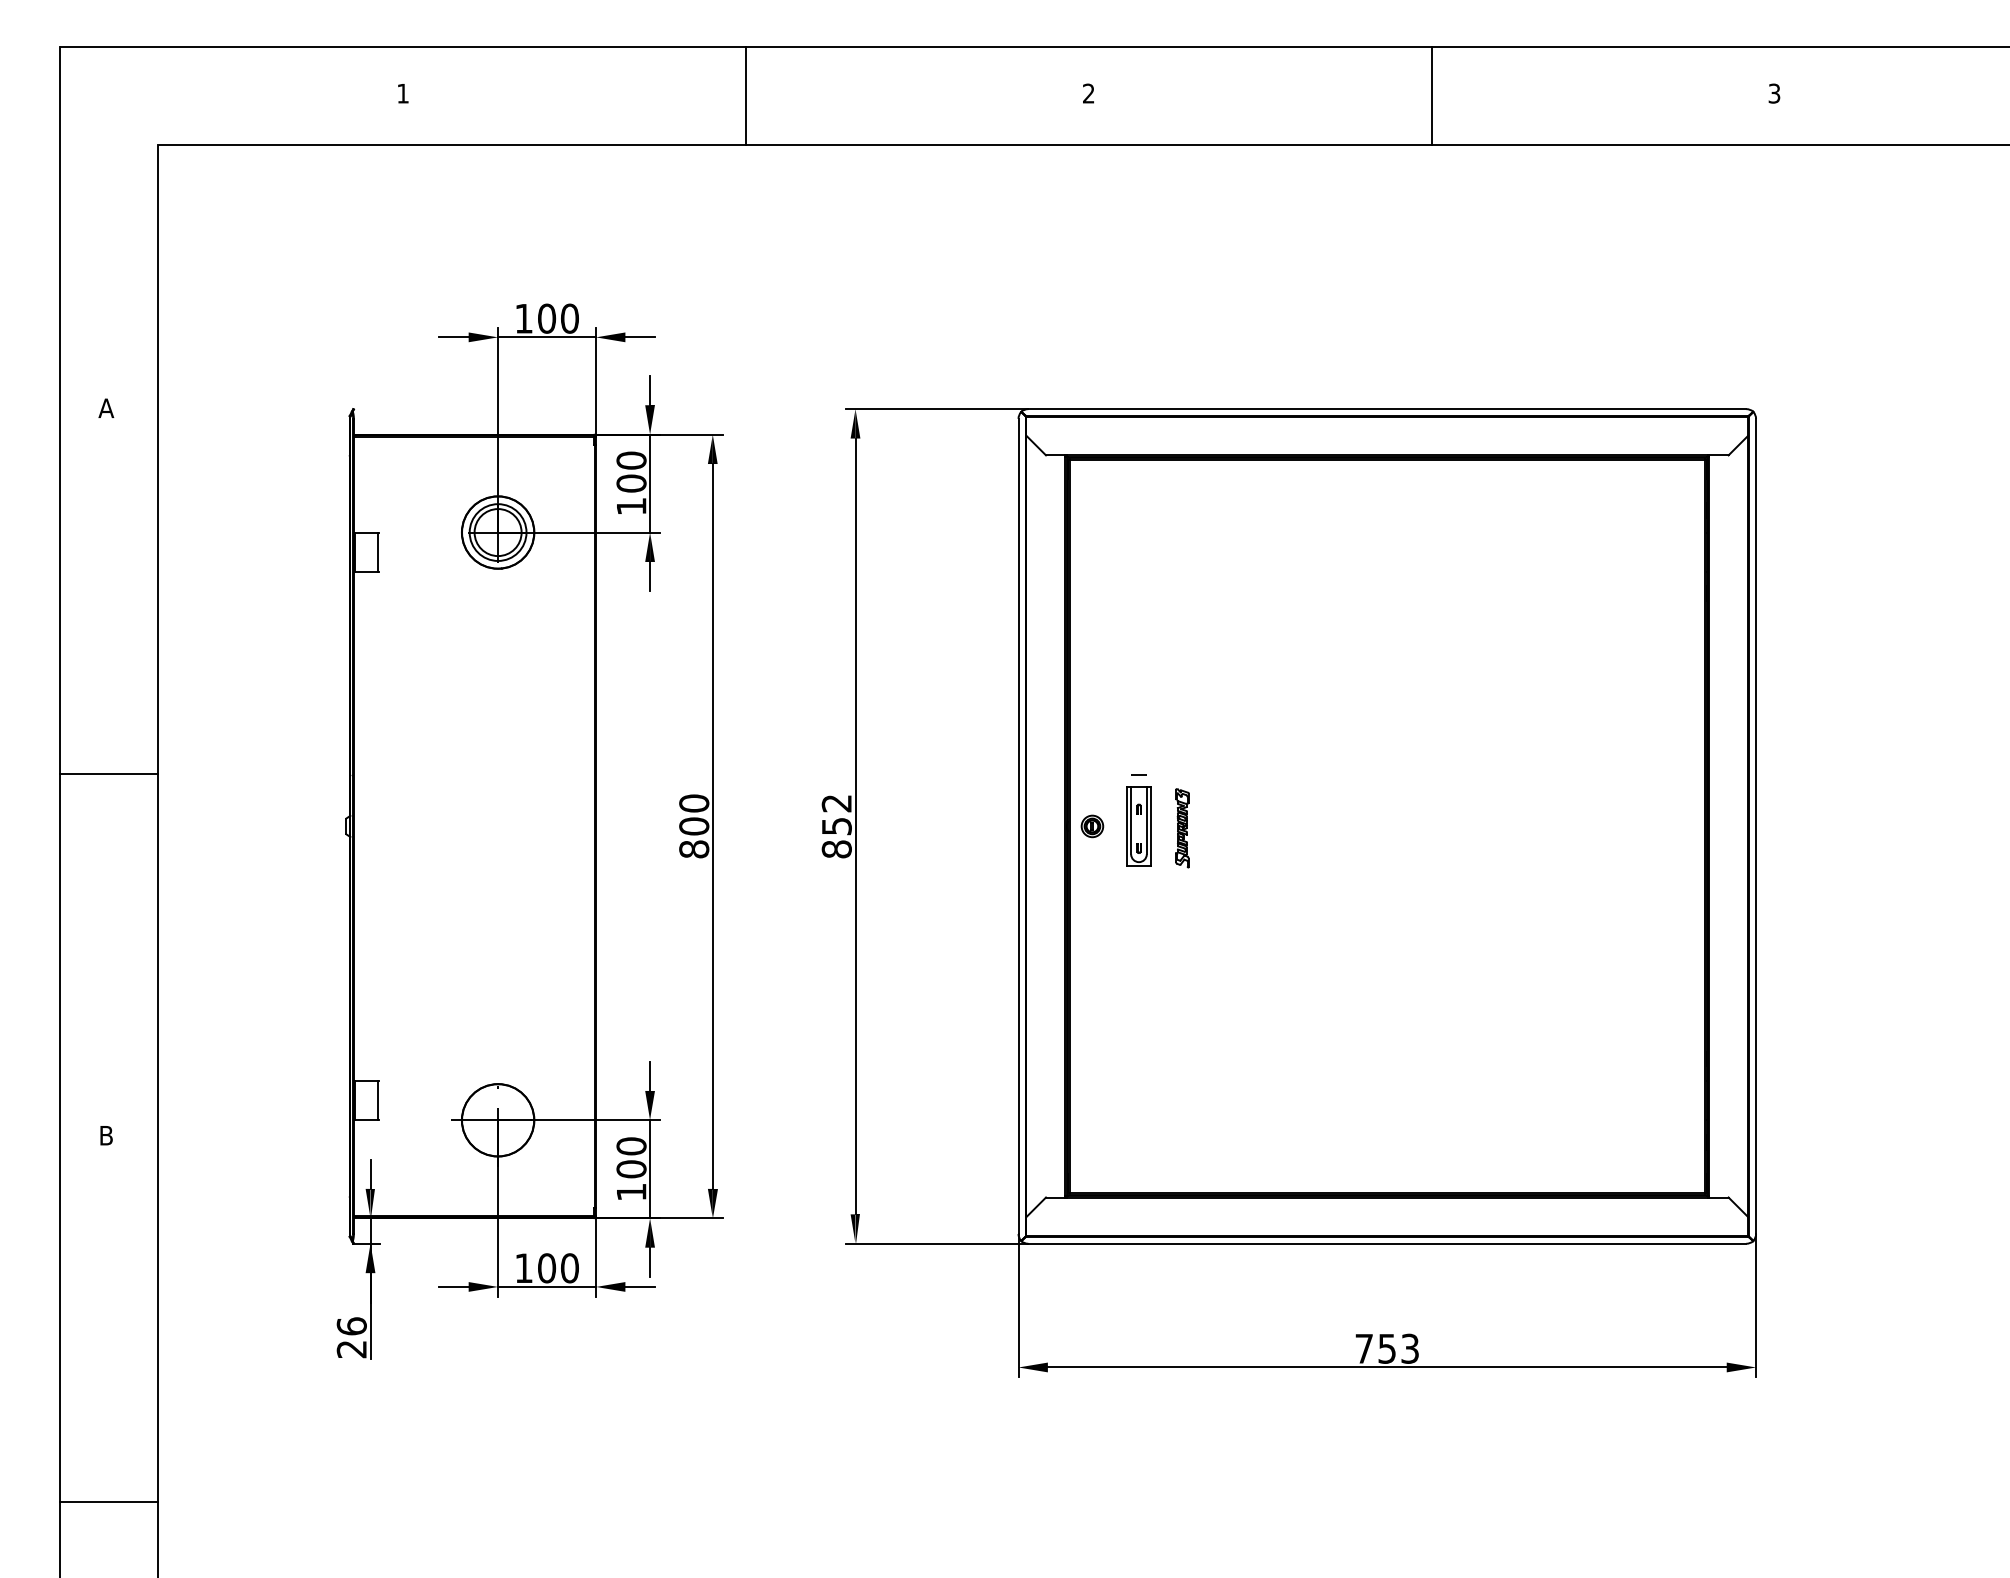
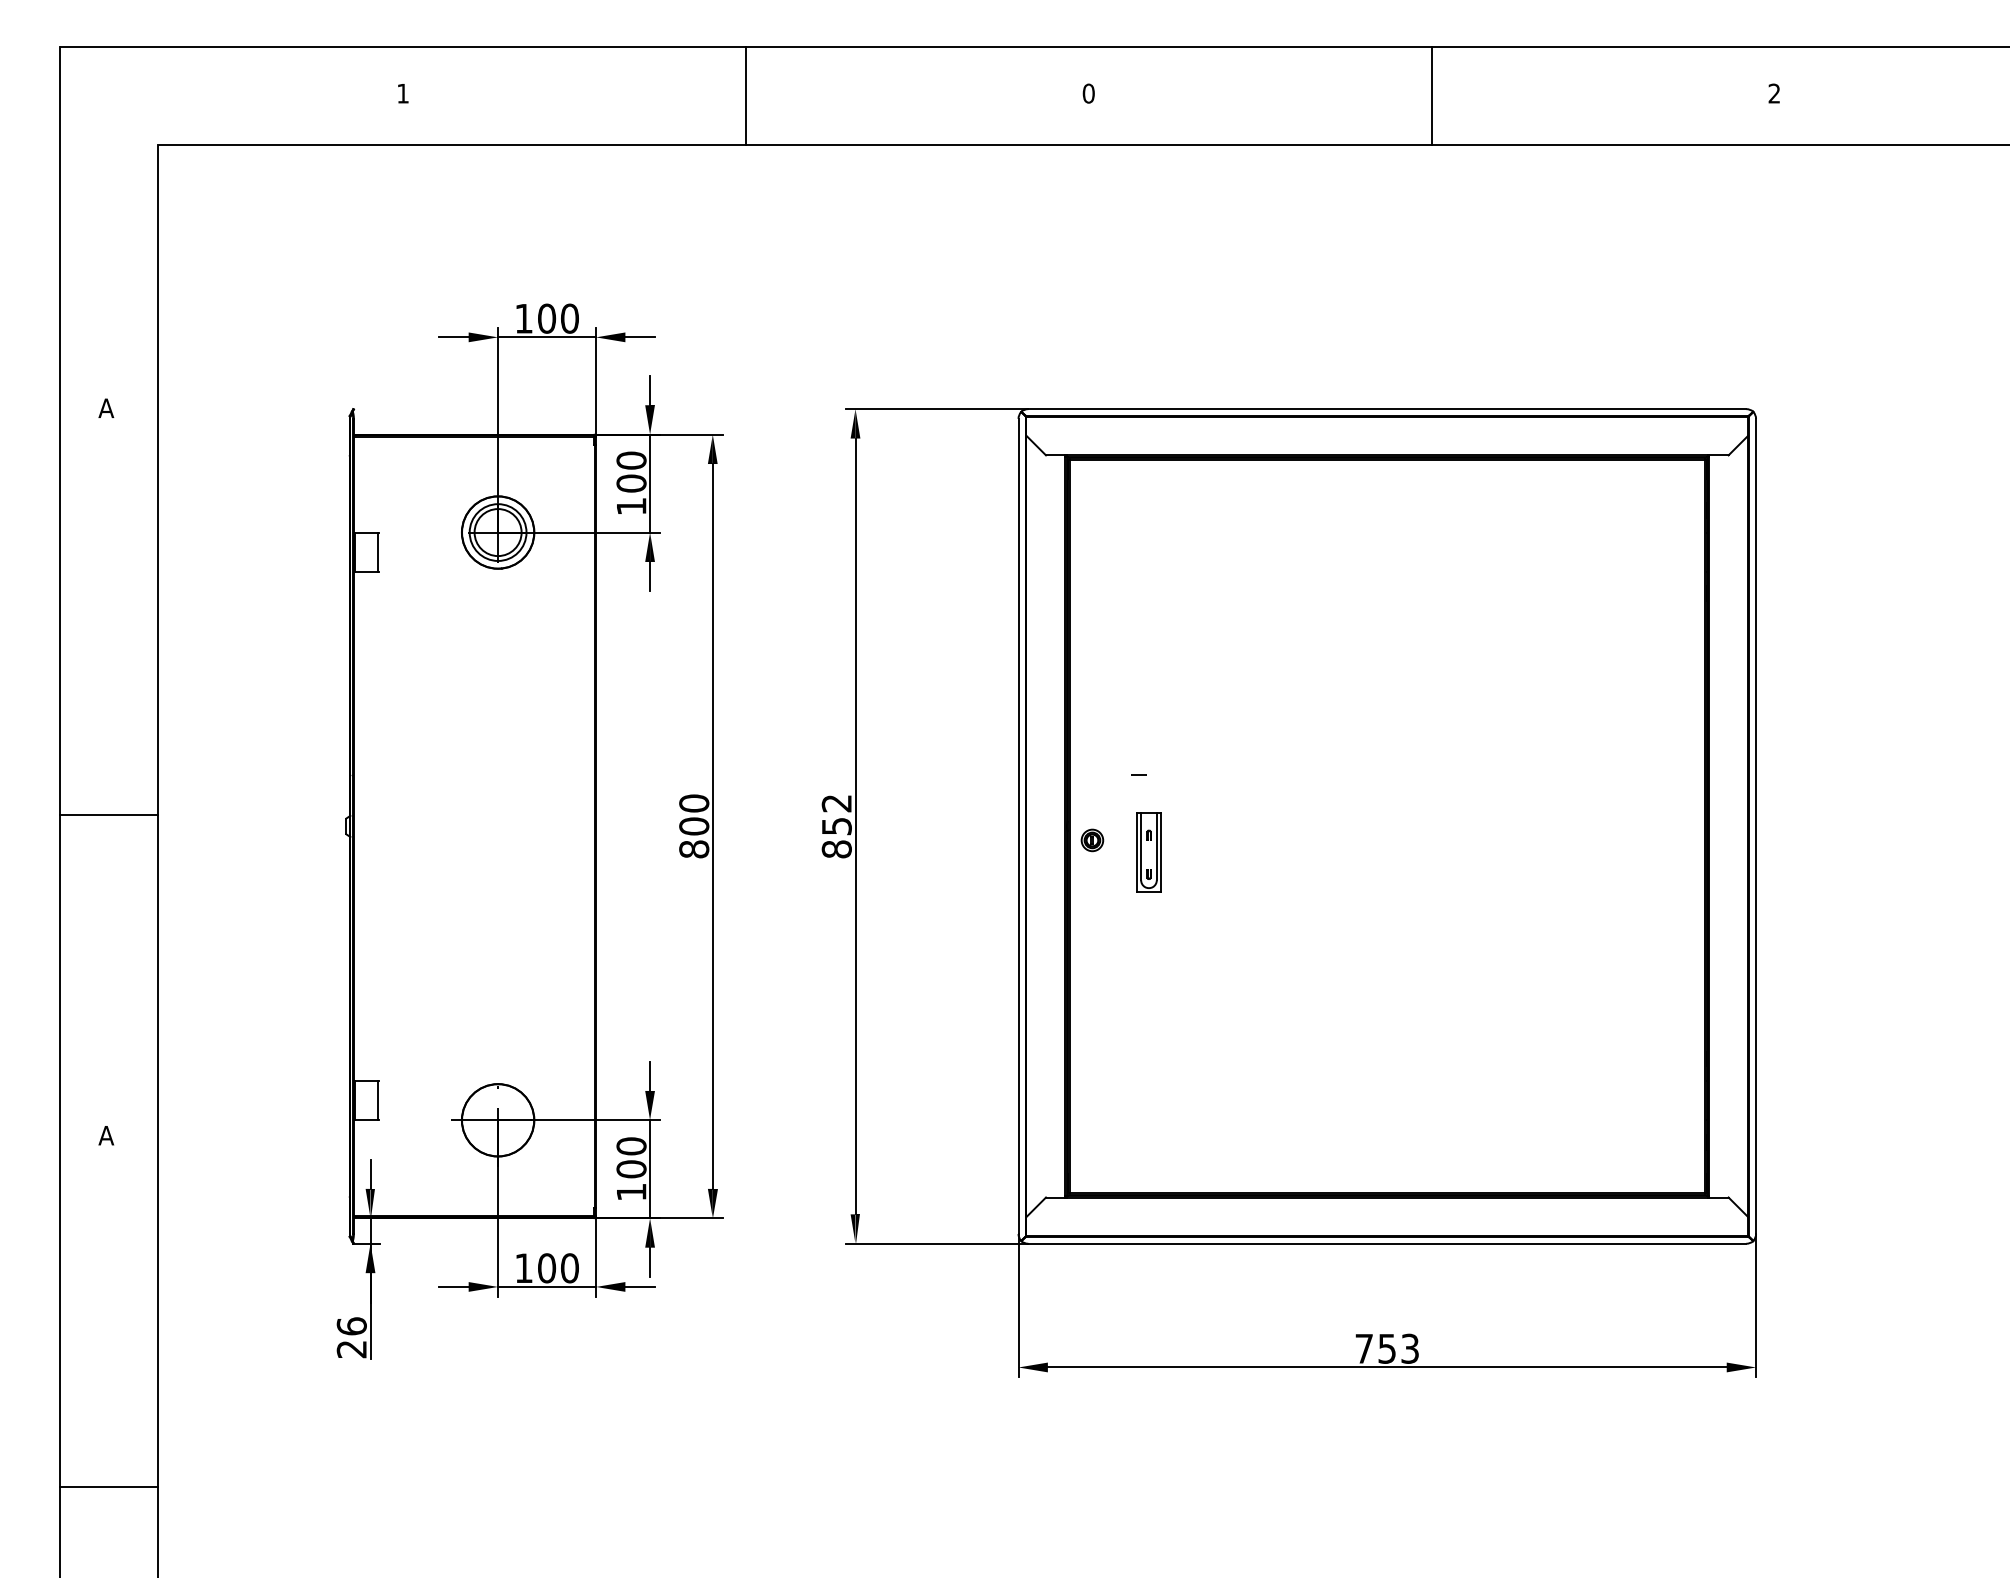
text: 2 -> 0 (1088, 93)
text: 3 -> 2 (1774, 93)
line position: (109, 774) -> (109, 815) (109, 815)
part position: (1092, 826) -> (1092, 840) (1092, 840)
part position: (1138, 826) -> (1148, 852) (1148, 852)
part: present -> none (1182, 828)
text: B -> A (106, 1135)
line position: (109, 1501) -> (109, 1486) (109, 1486)
